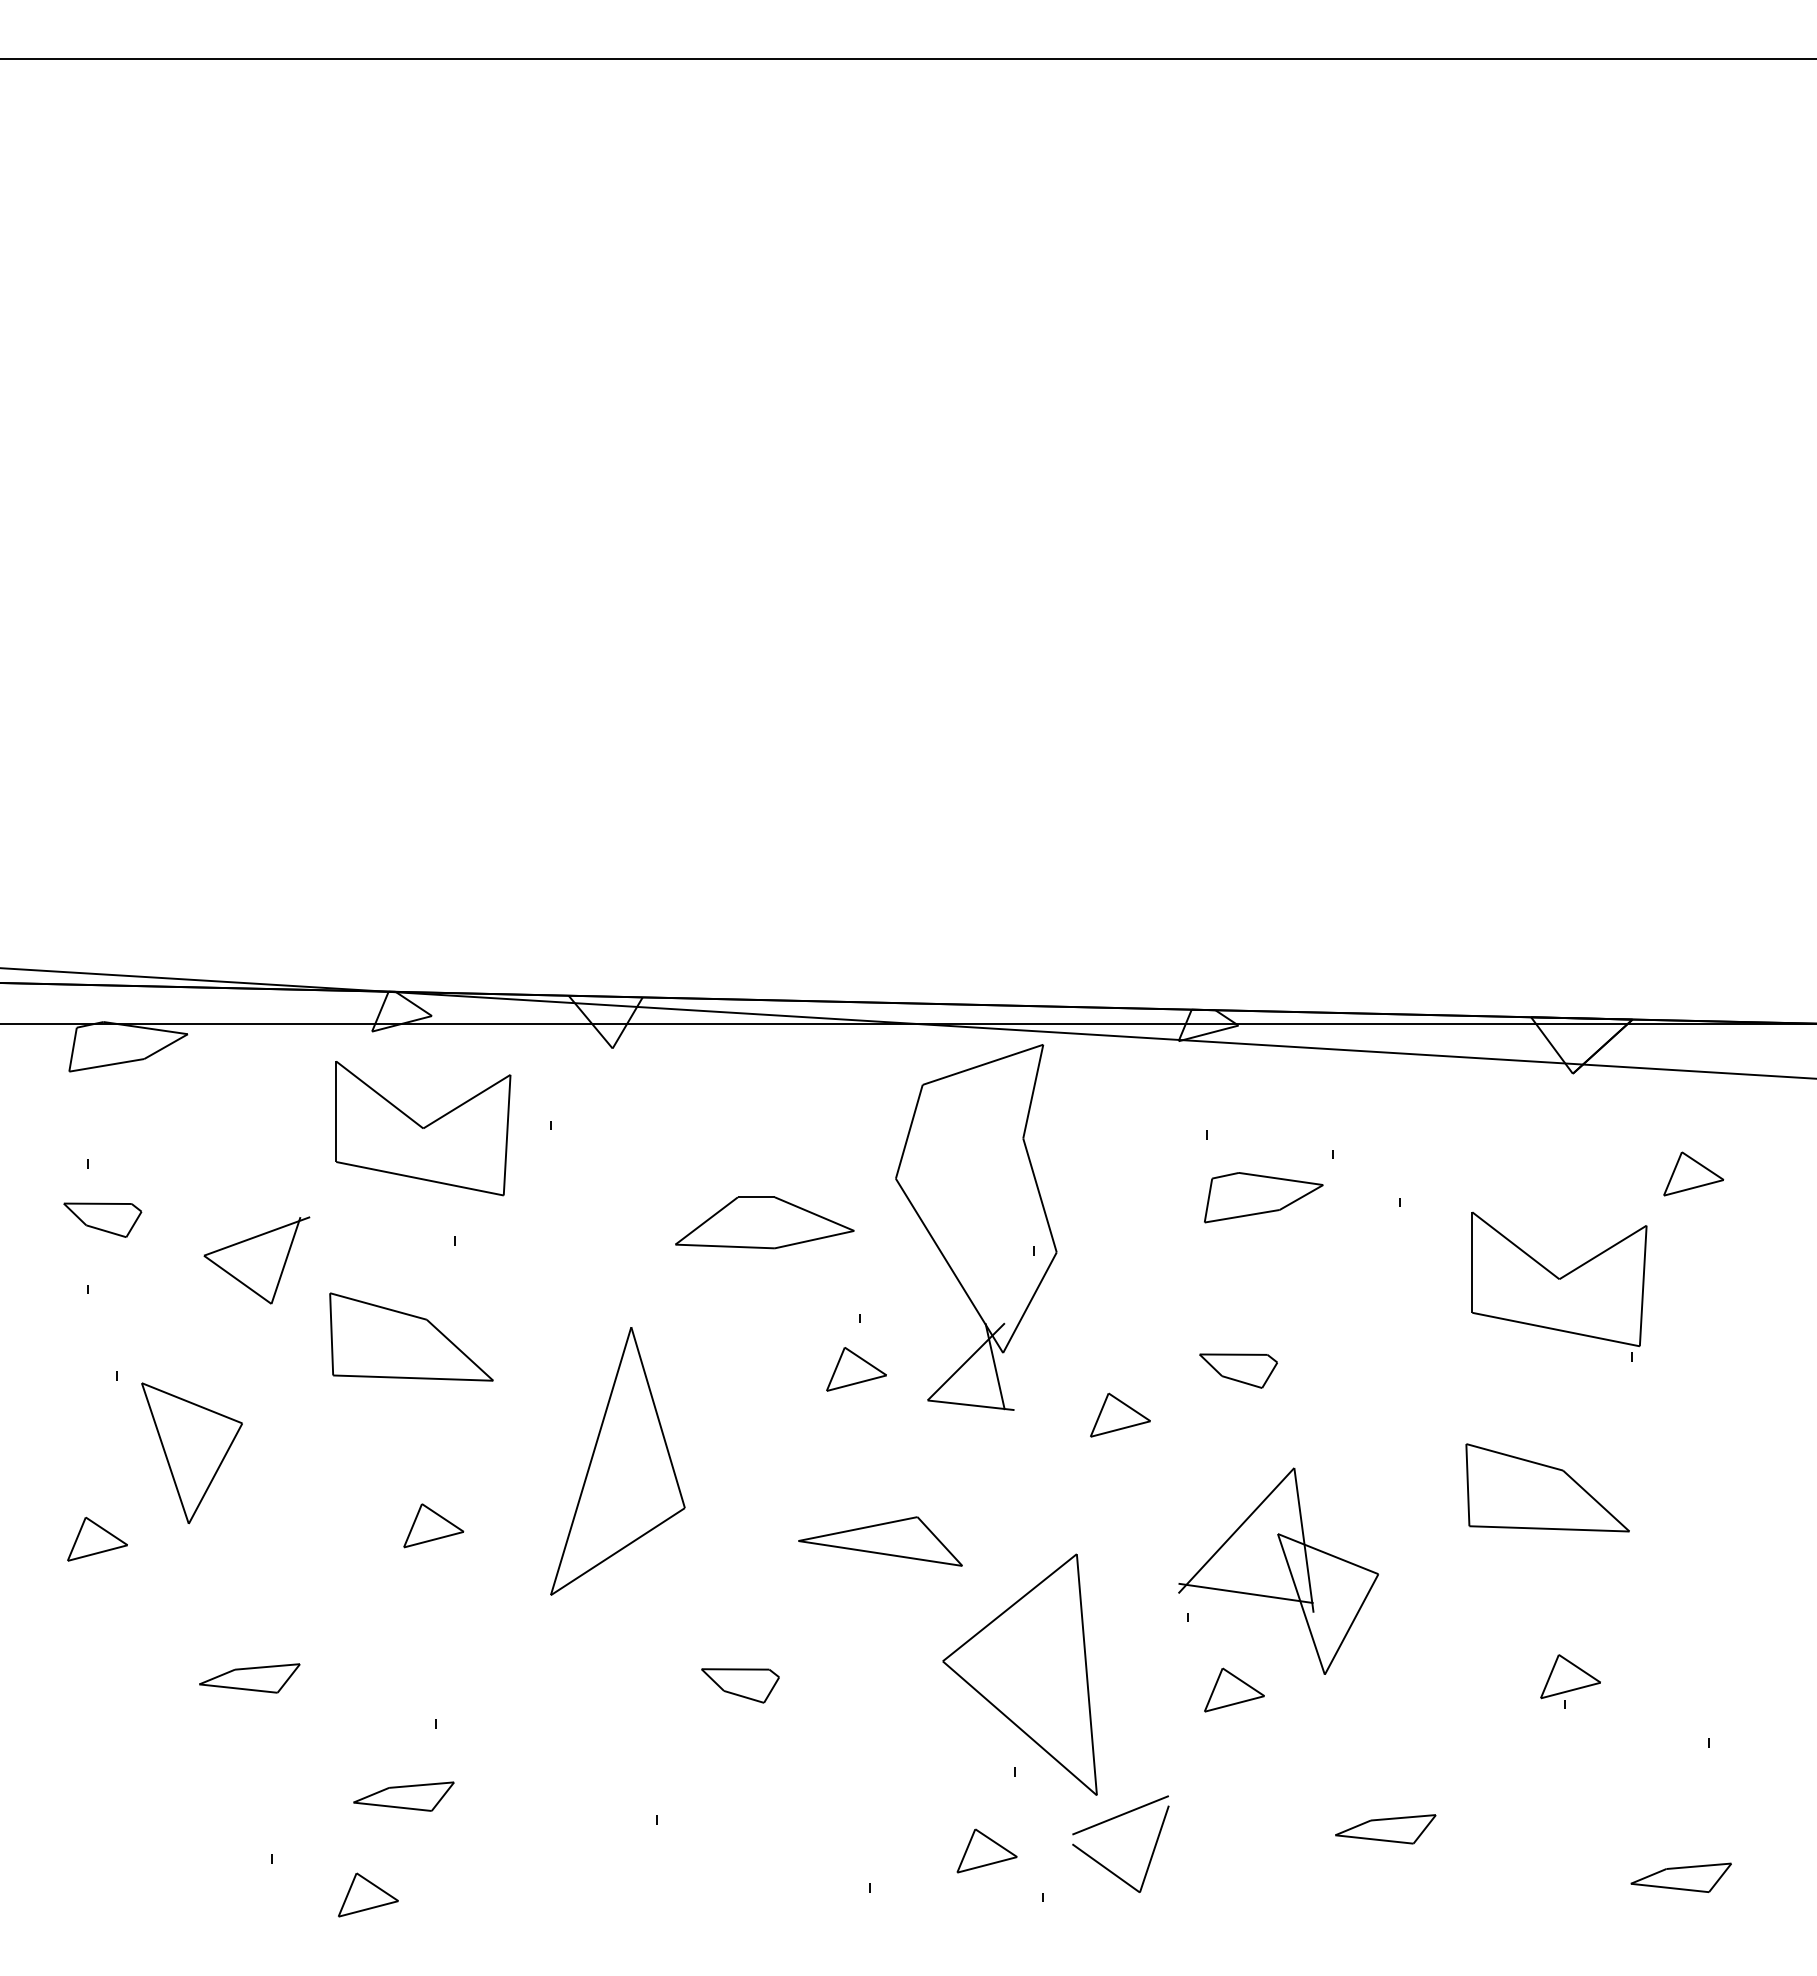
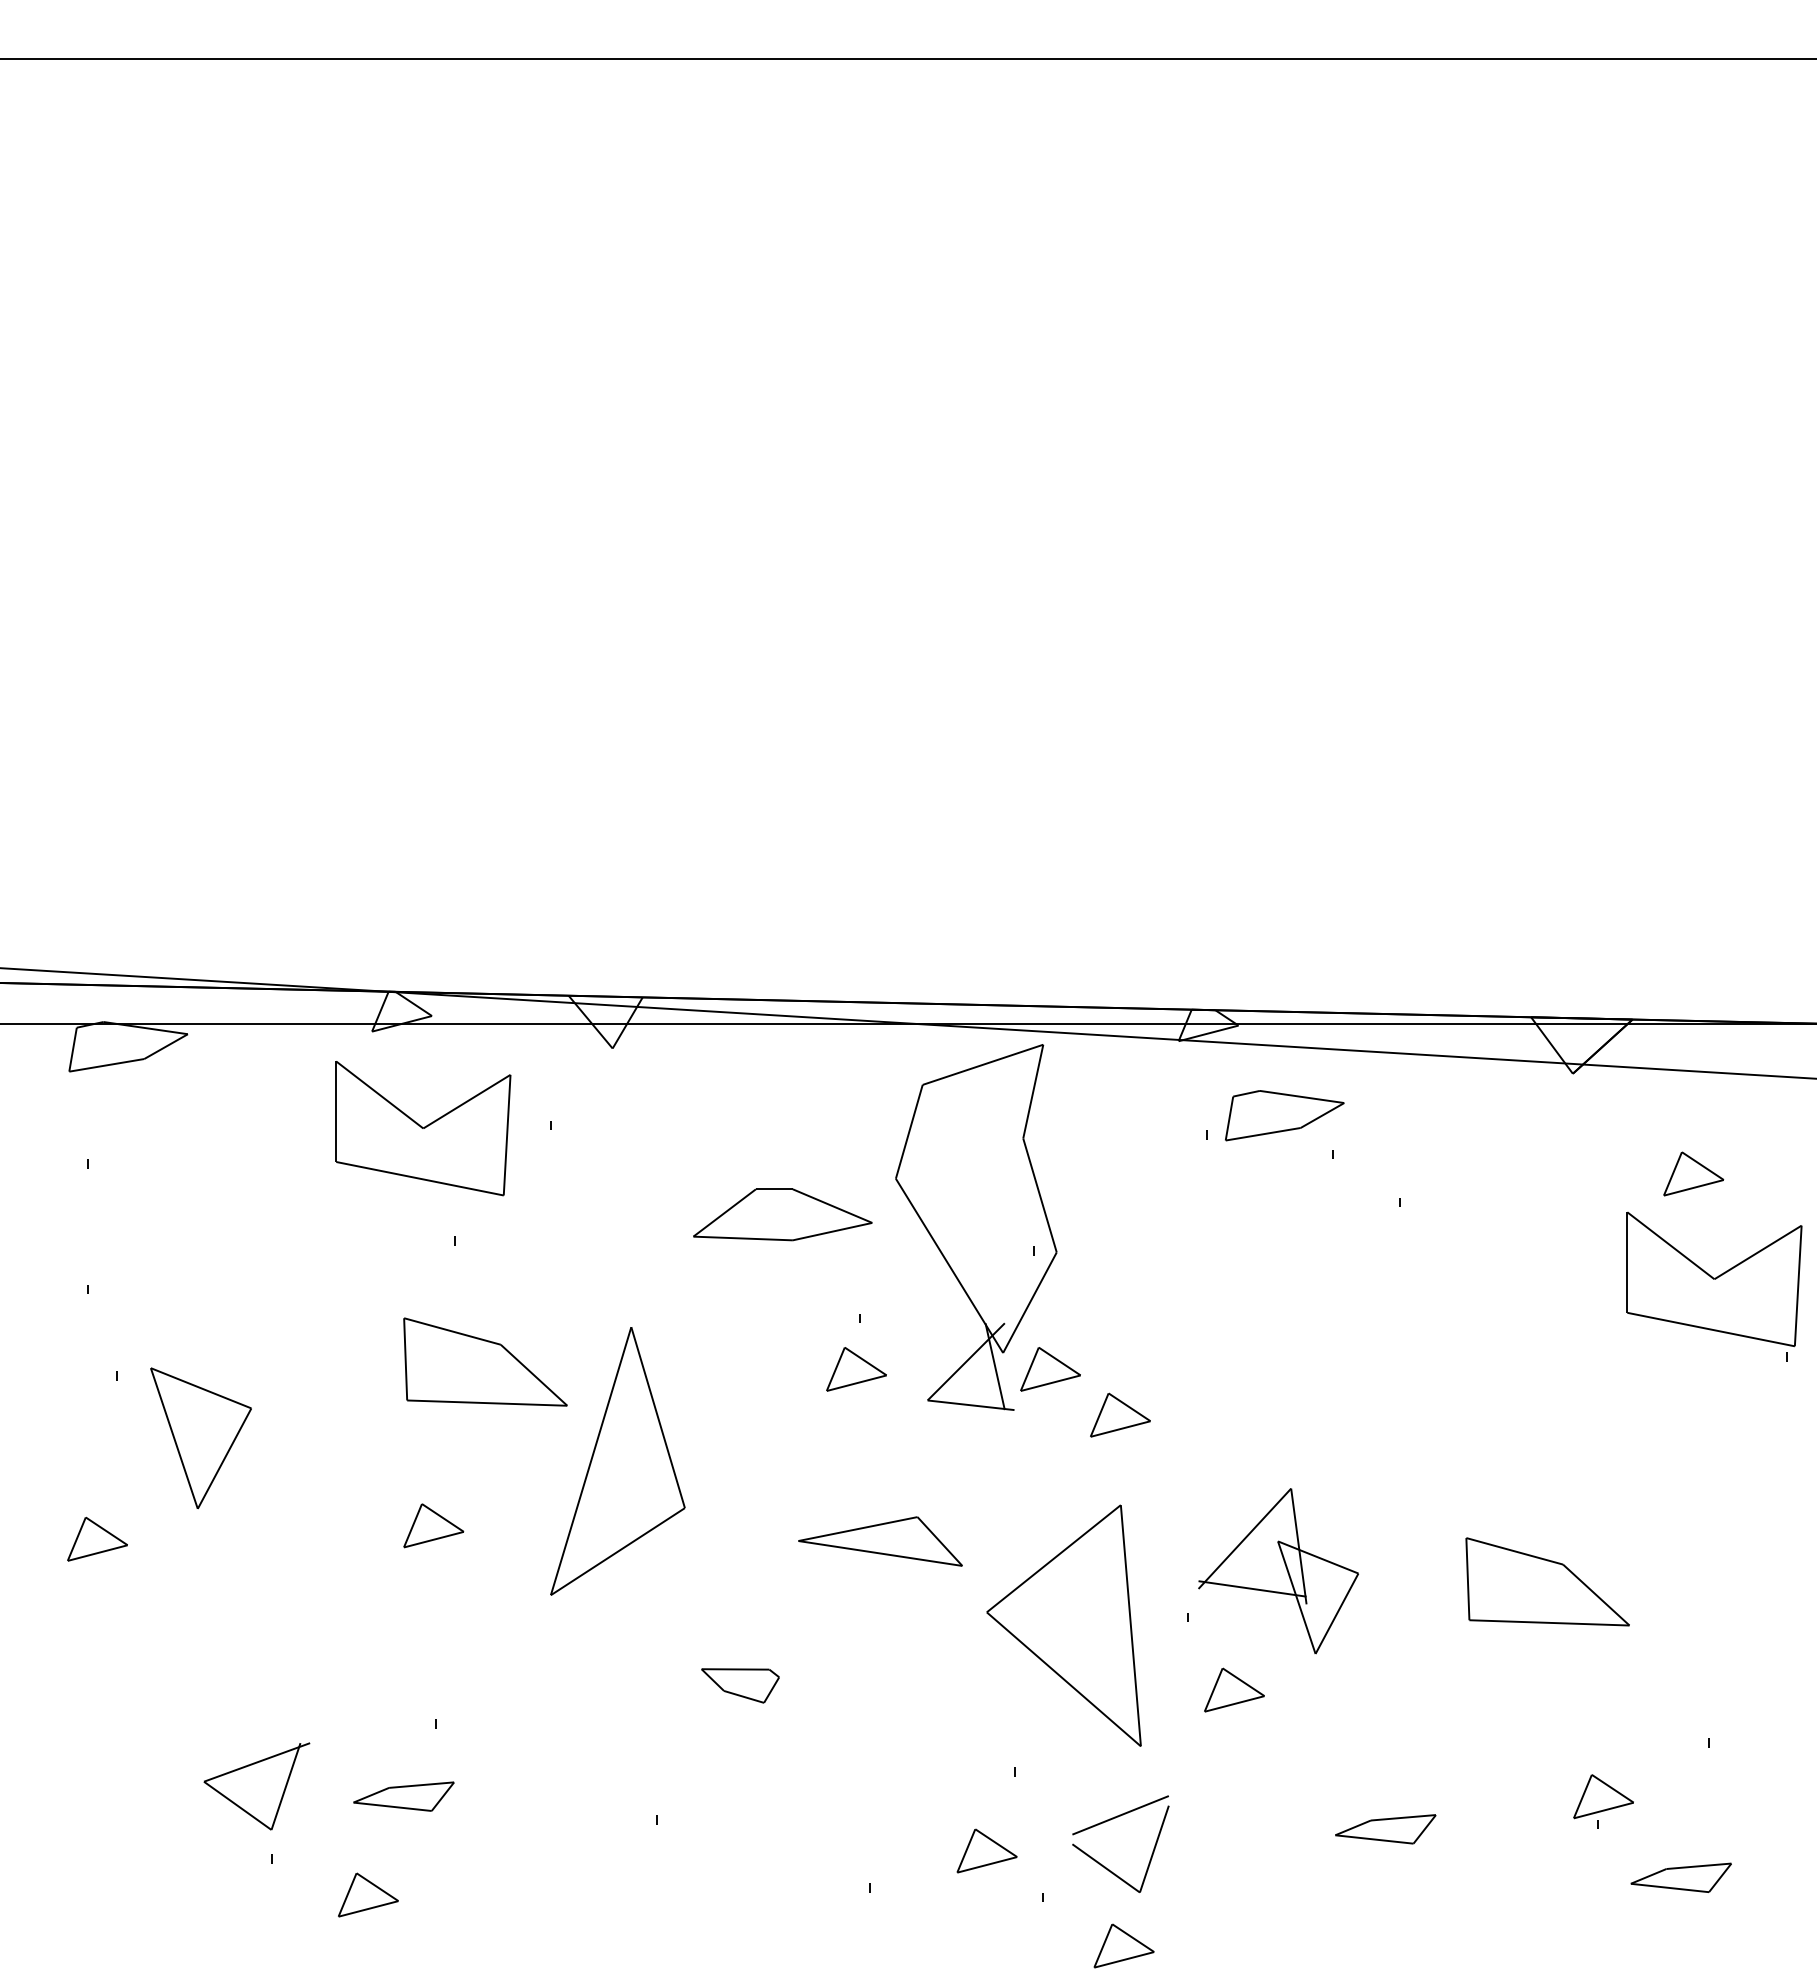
part position: (1263, 1197) -> (1284, 1115) (1284, 1115)
part: present -> none (102, 1219)
part position: (764, 1222) -> (782, 1214) (782, 1214)
part position: (256, 1260) -> (256, 1786) (256, 1786)
part position: (1559, 1286) -> (1714, 1286) (1714, 1286)
part position: (411, 1336) -> (485, 1361) (485, 1361)
part: none -> present (1050, 1369)
part: present -> none (1238, 1370)
part position: (191, 1453) -> (200, 1438) (200, 1438)
part position: (1547, 1487) -> (1547, 1581) (1547, 1581)
part size: 201x208 px -> 161x167 px (1278, 1571)
part position: (1019, 1674) -> (1063, 1625) (1063, 1625)
part: present -> none (249, 1678)
part position: (1570, 1681) -> (1603, 1801) (1603, 1801)
part: none -> present (1123, 1945)
